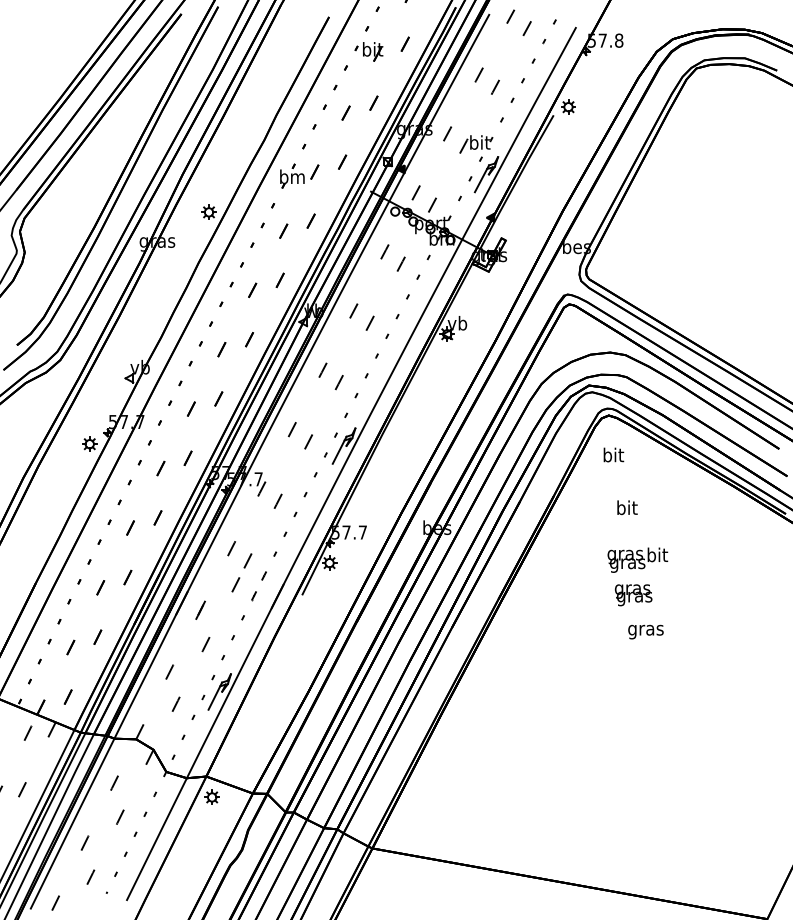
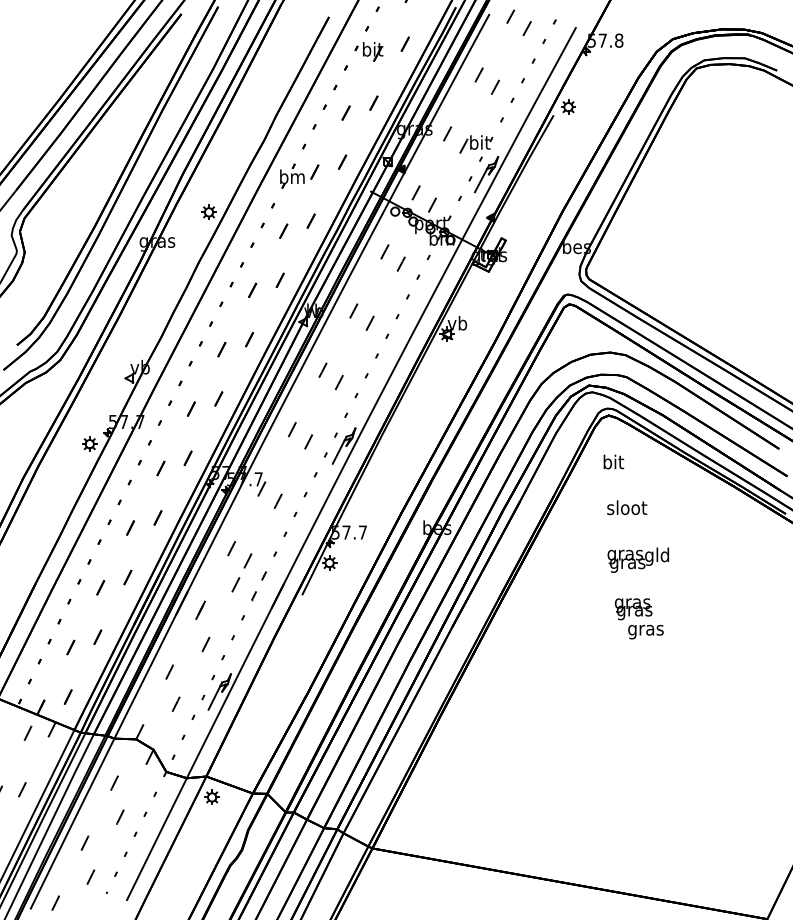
text position: (613, 454) -> (613, 461) (613, 461)
text: bit -> sloot (627, 507)
text: bit -> gld (657, 556)
text position: (633, 595) -> (633, 609) (633, 609)
